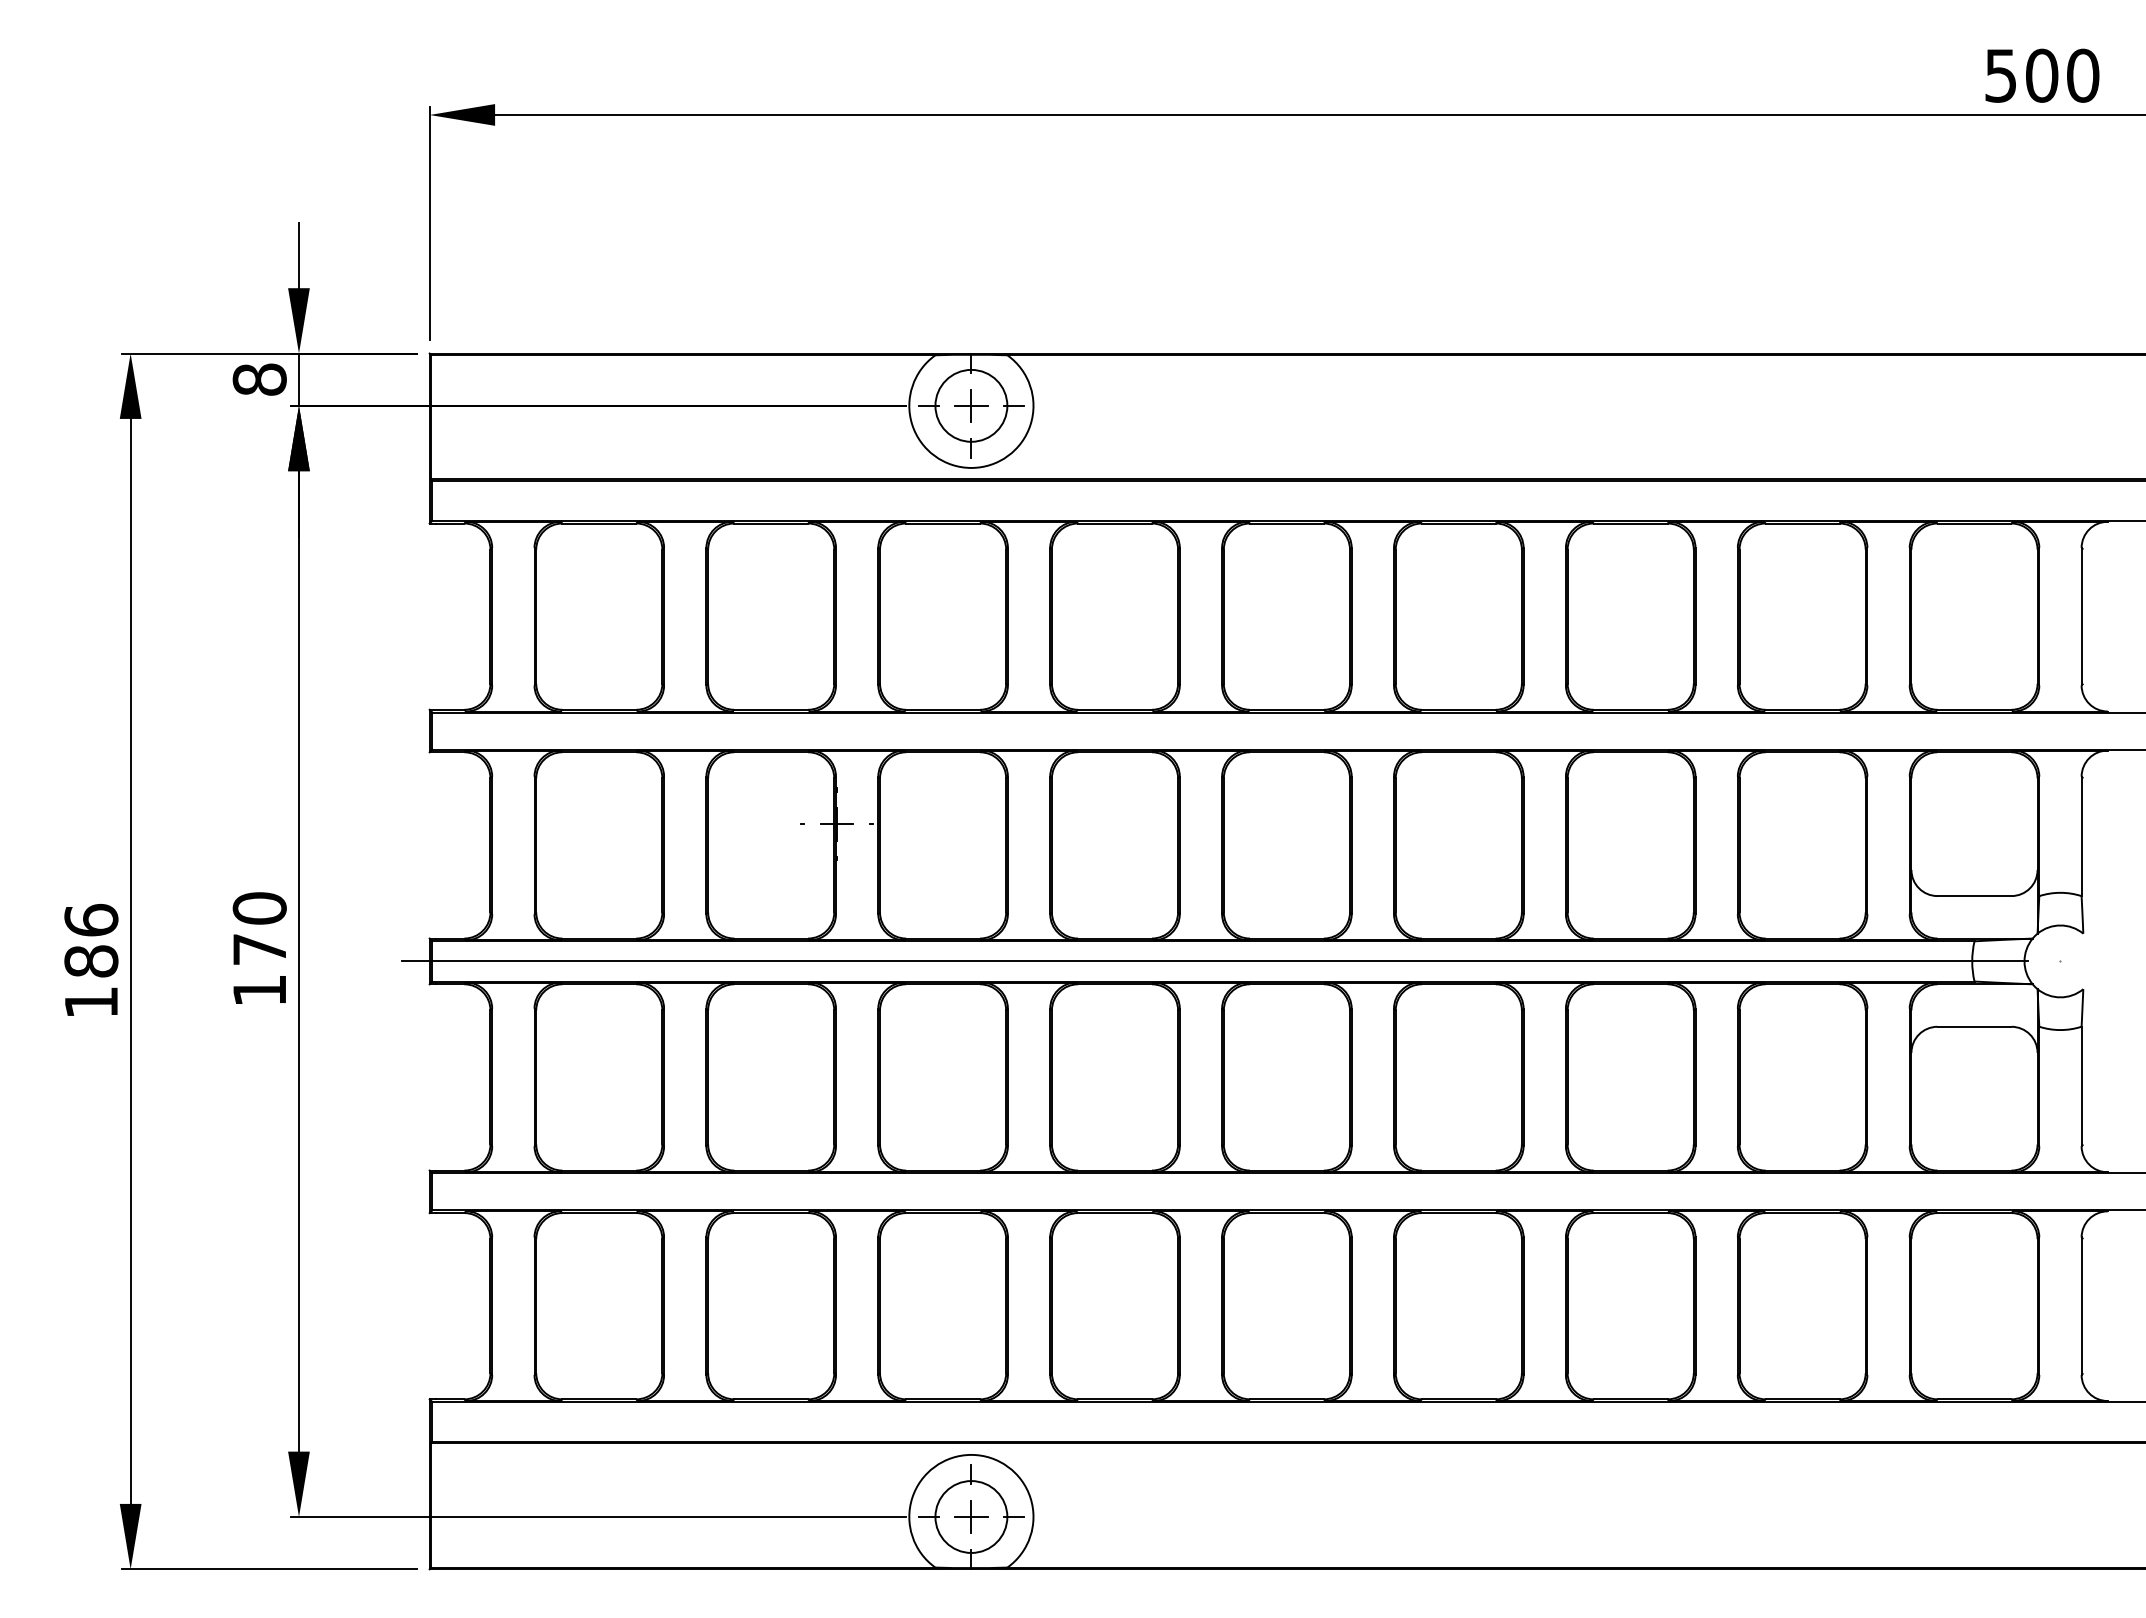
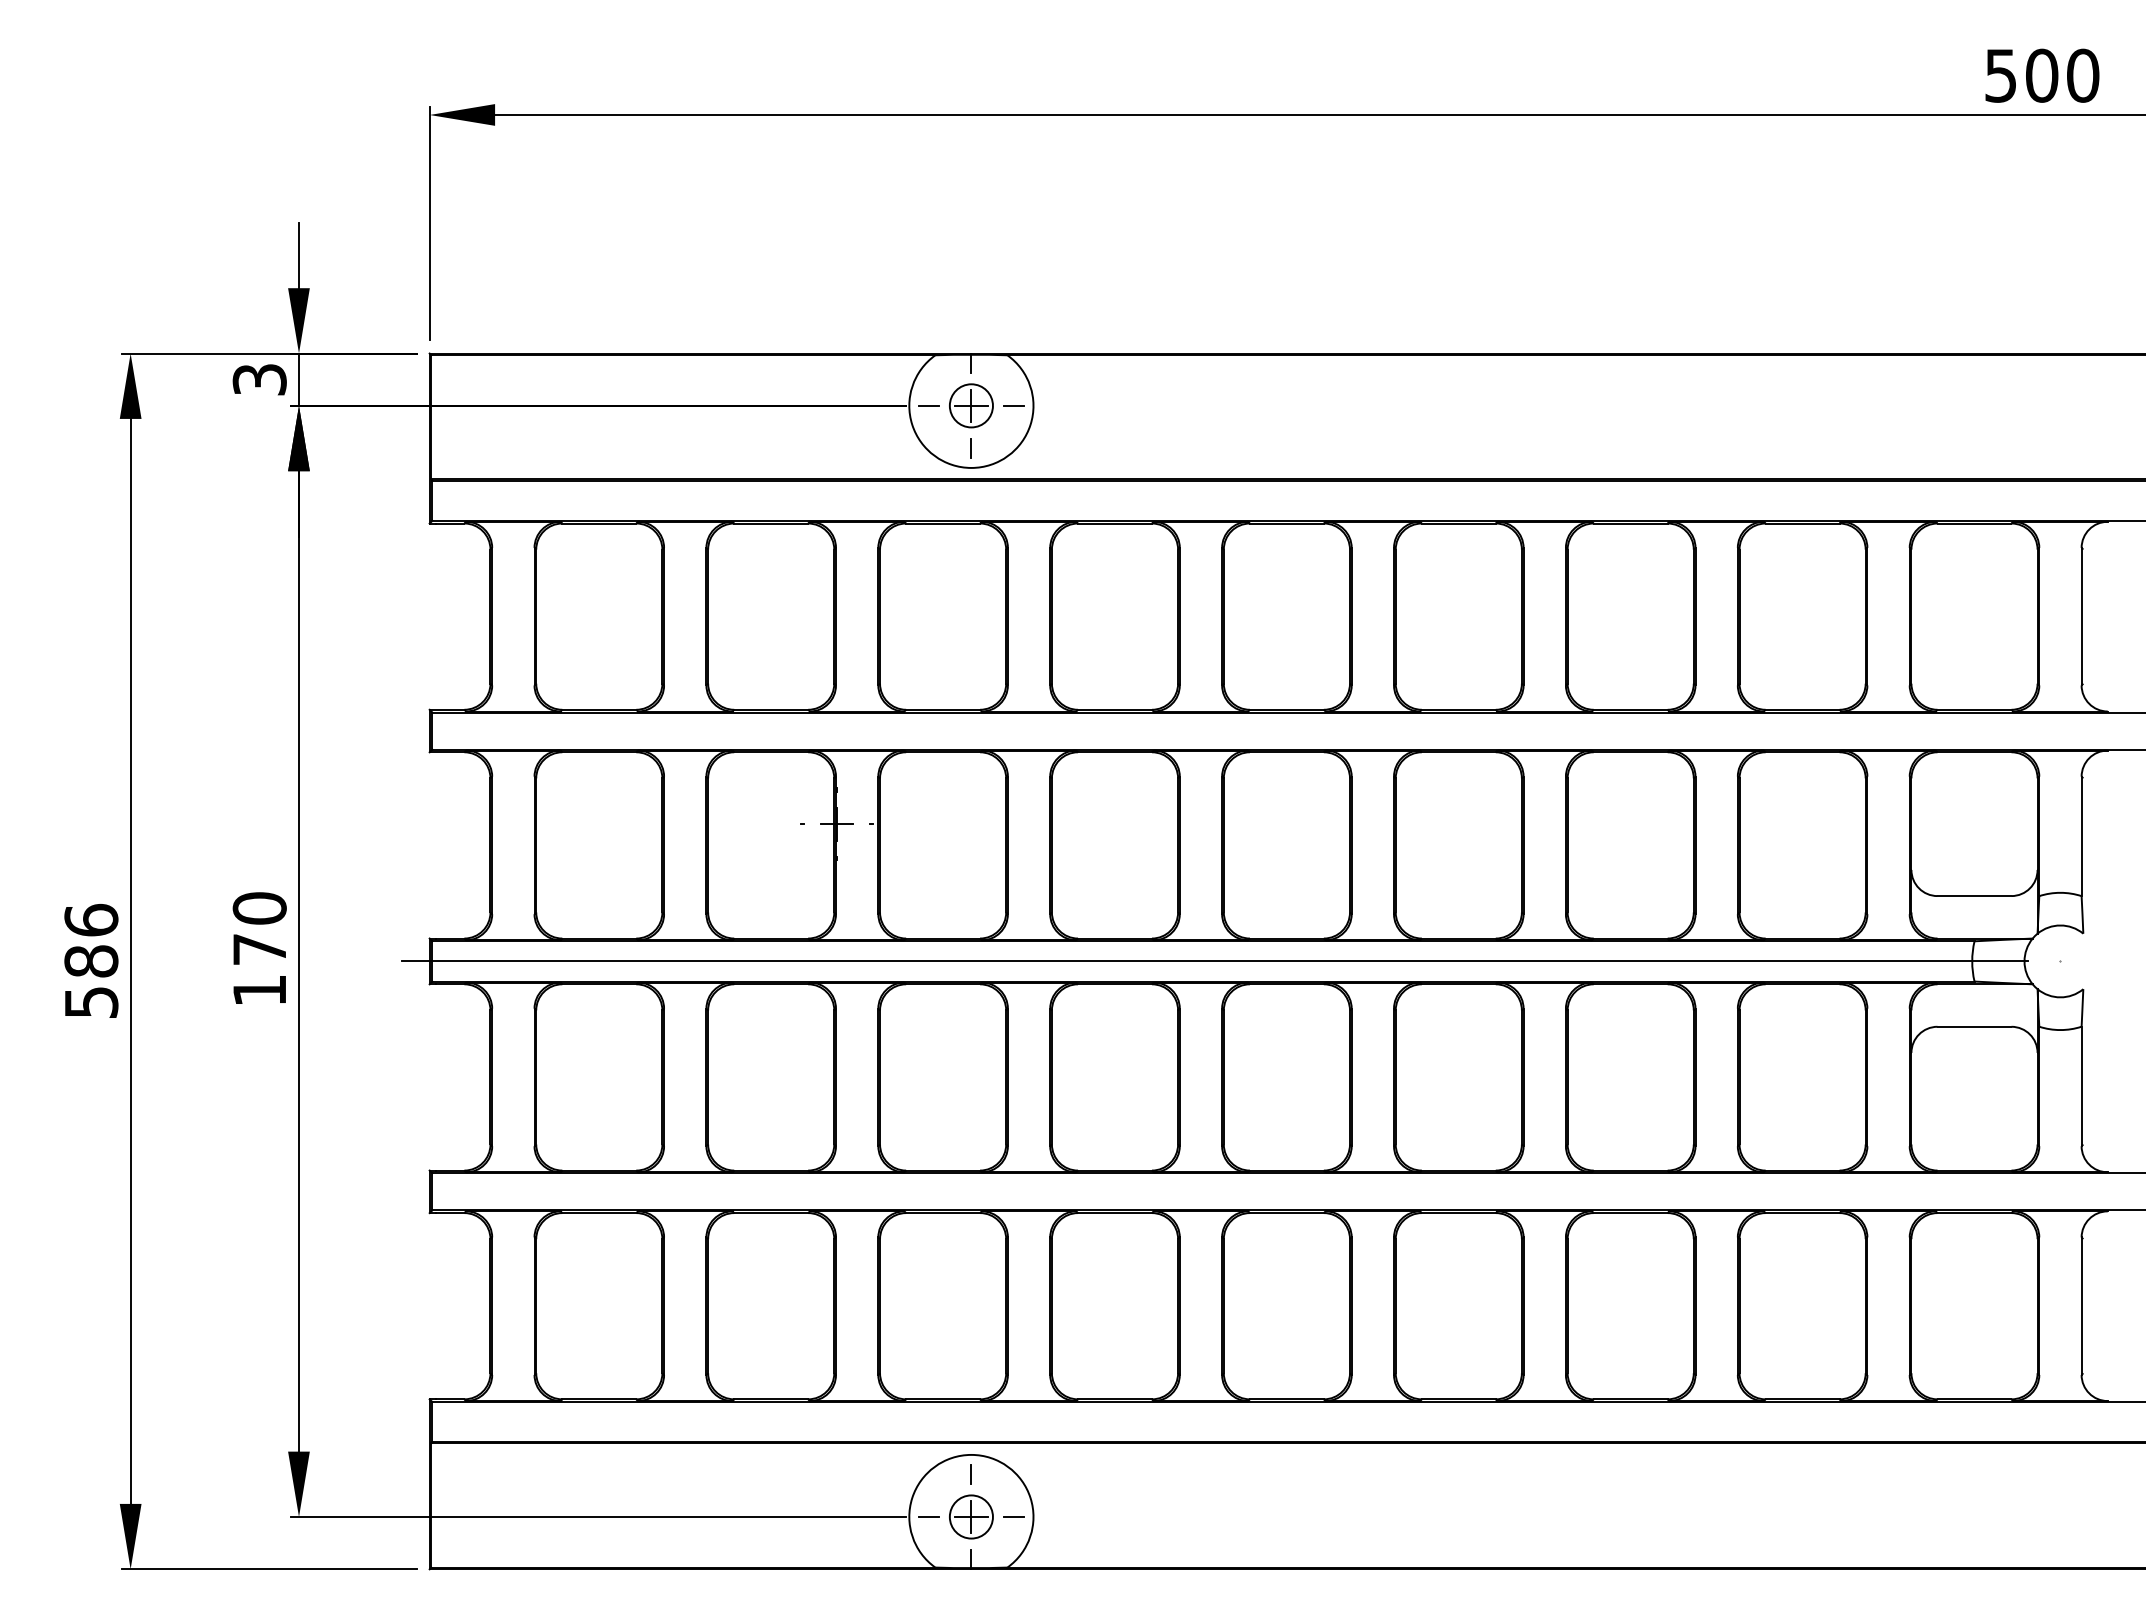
text: 8 -> 3 (259, 379)
circle diameter: 72 px -> 43 px (970, 405)
text: 186 -> 586 (91, 1002)
circle diameter: 72 px -> 43 px (970, 1516)
